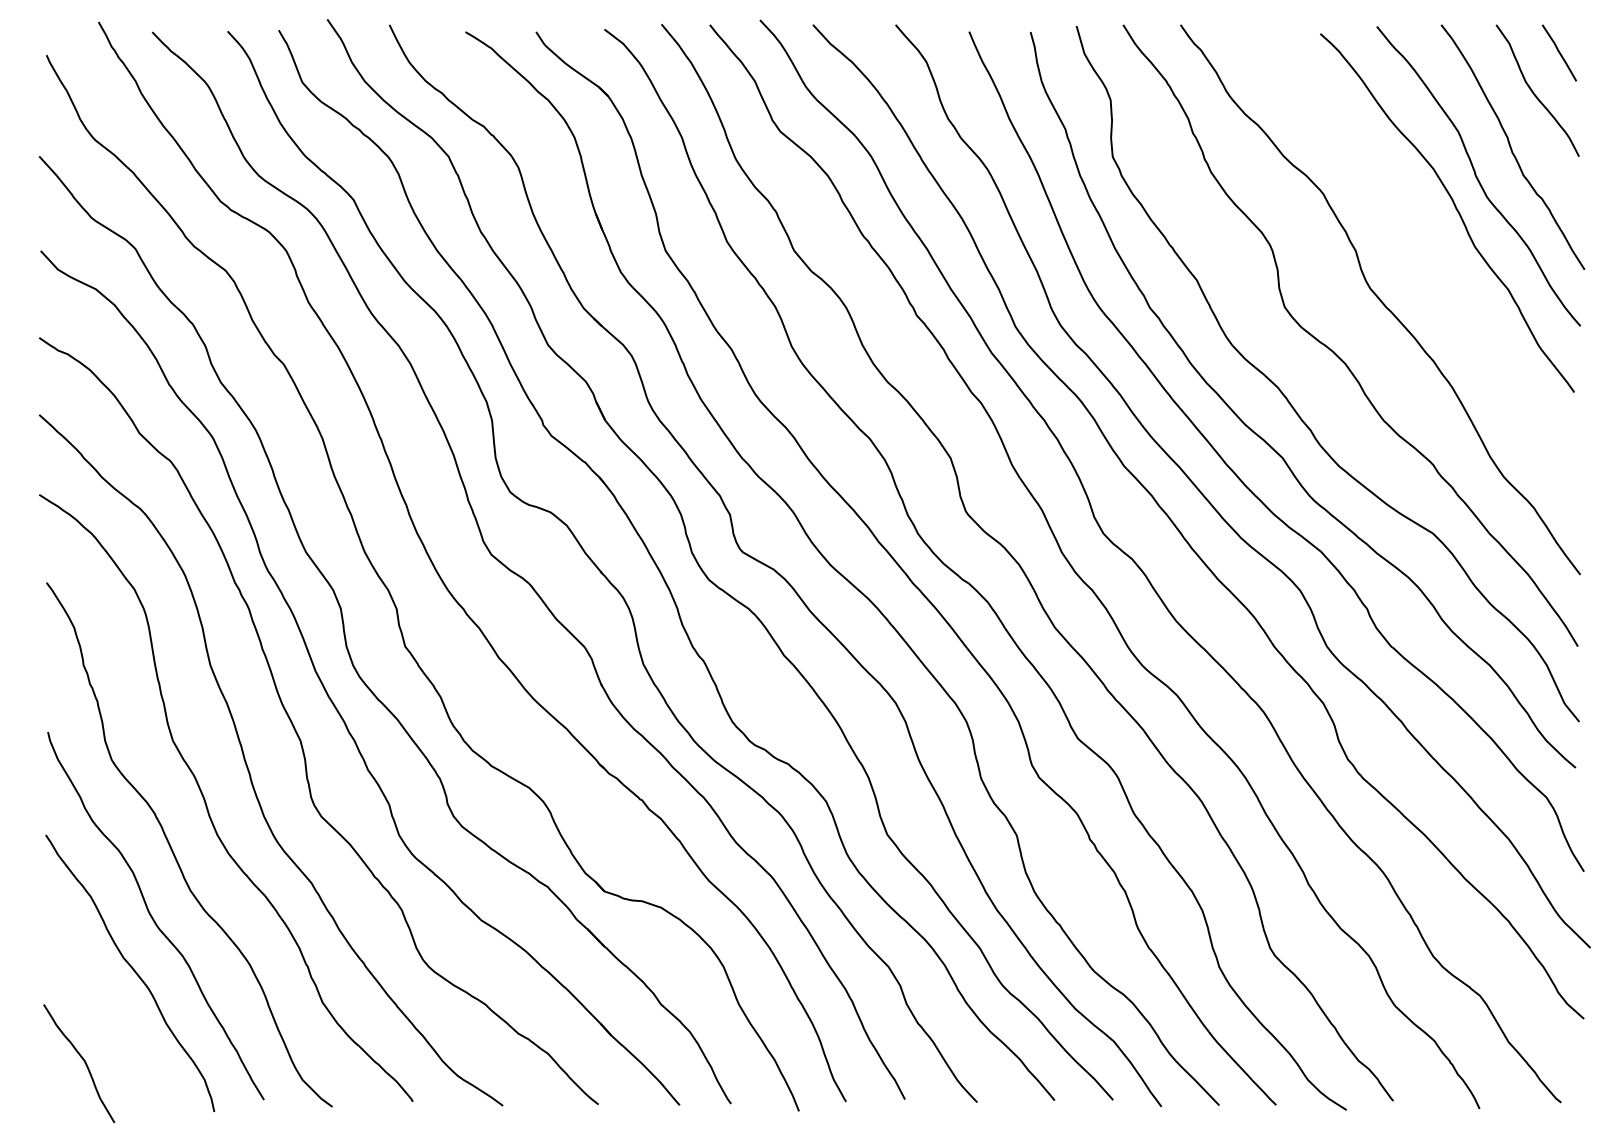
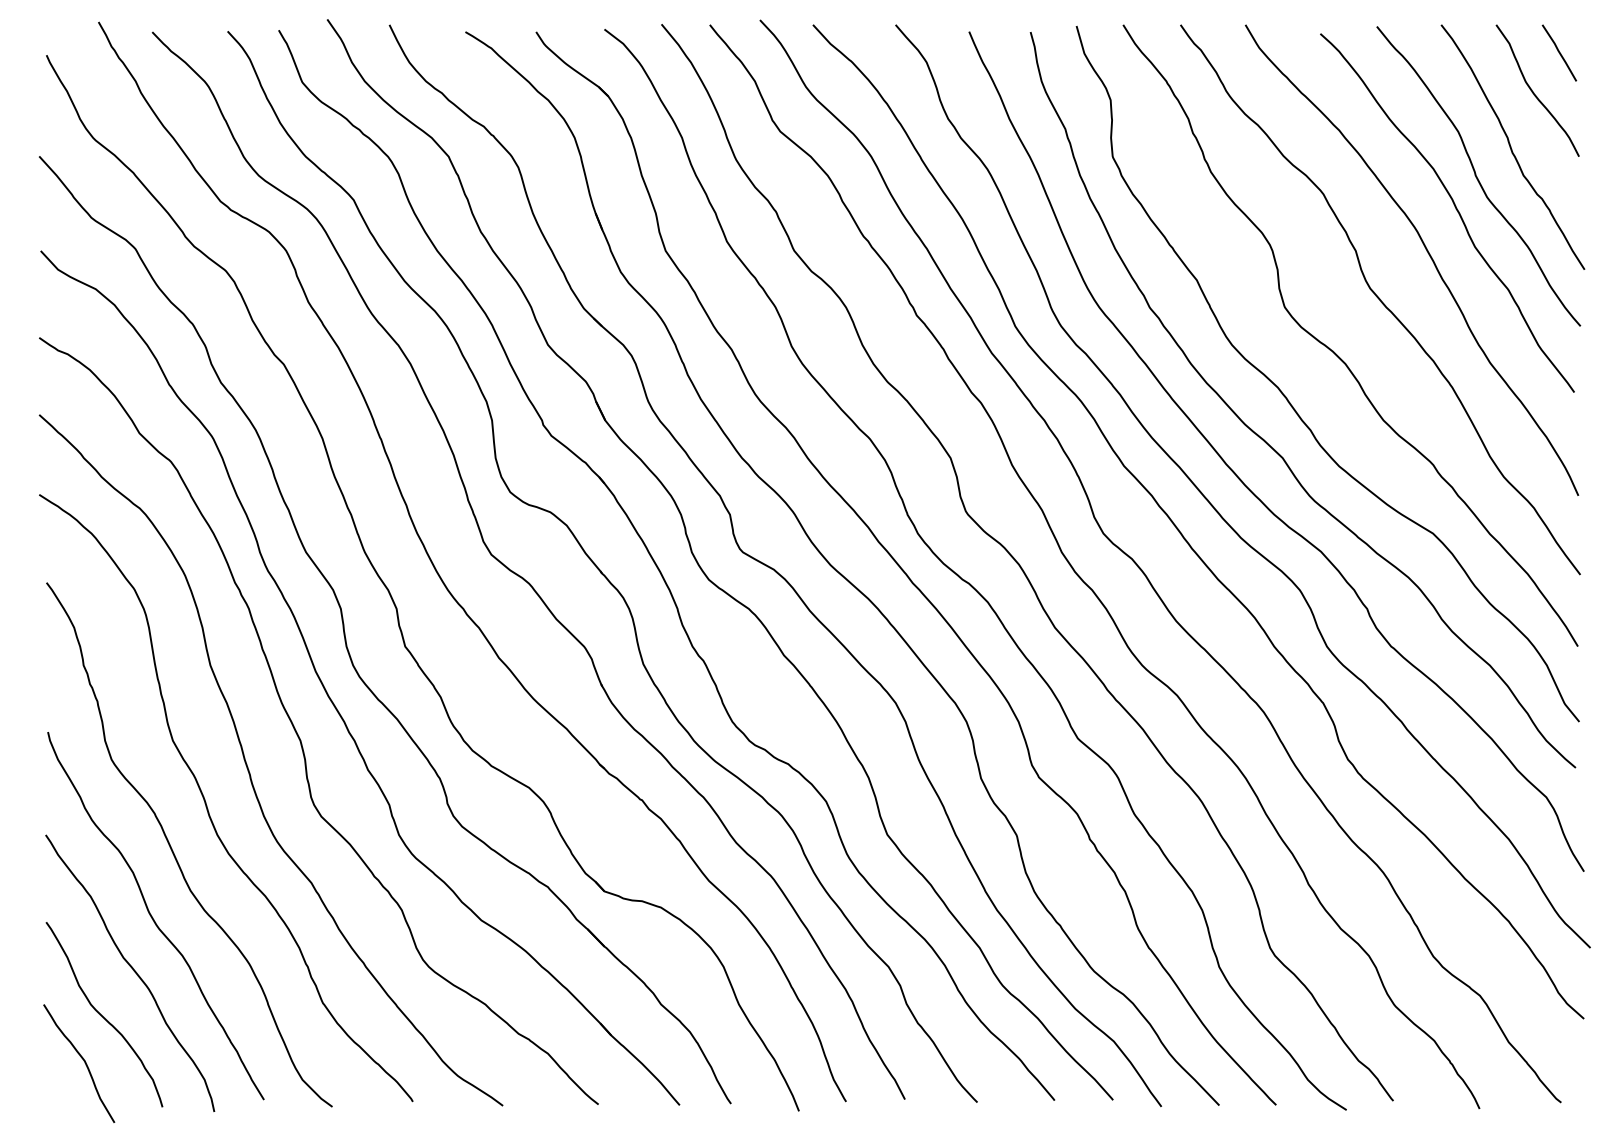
curve: none -> present (1426, 251)
curve: none -> present (102, 1015)
